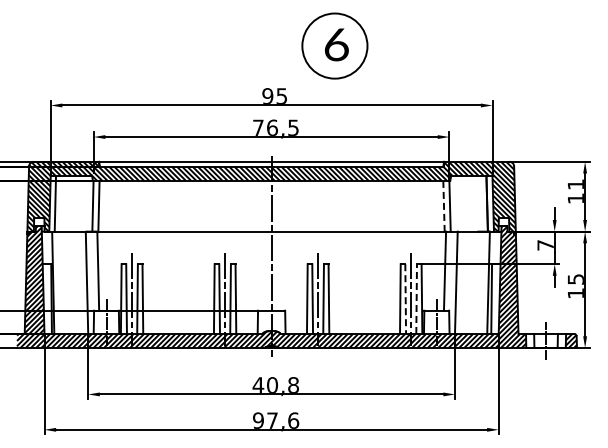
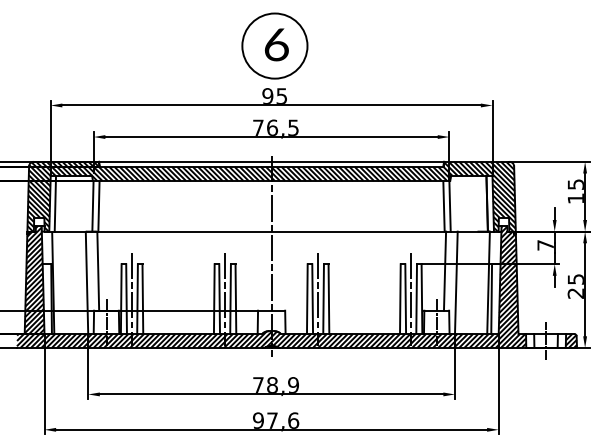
part position: (334, 45) -> (274, 45) (274, 45)
text: 11 -> 15 (575, 184)
line: dashed -> solid (444, 206)
text: 15 -> 25 (575, 293)
line: dashed -> solid (405, 299)
line: dashed -> solid (416, 299)
text: 40,8 -> 78,9 (275, 384)
